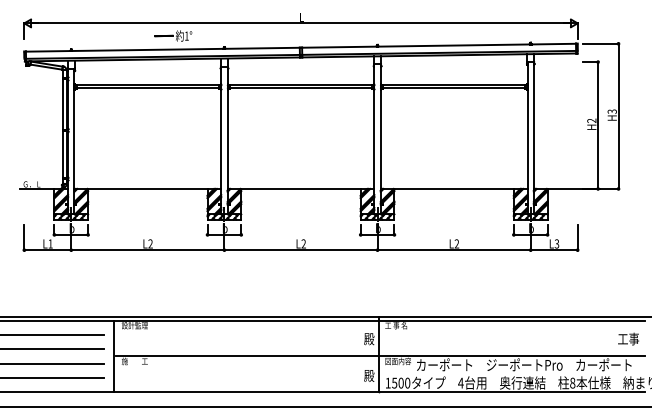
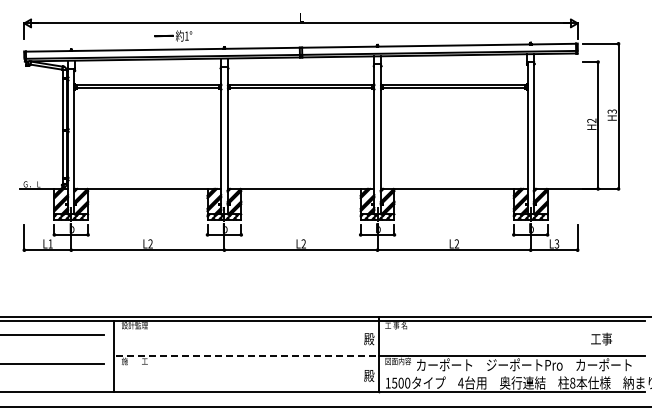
text position: (628, 338) -> (601, 338) (601, 338)
line: present -> none (52, 349)
line: solid -> dashed (247, 356)
line: present -> none (52, 377)
